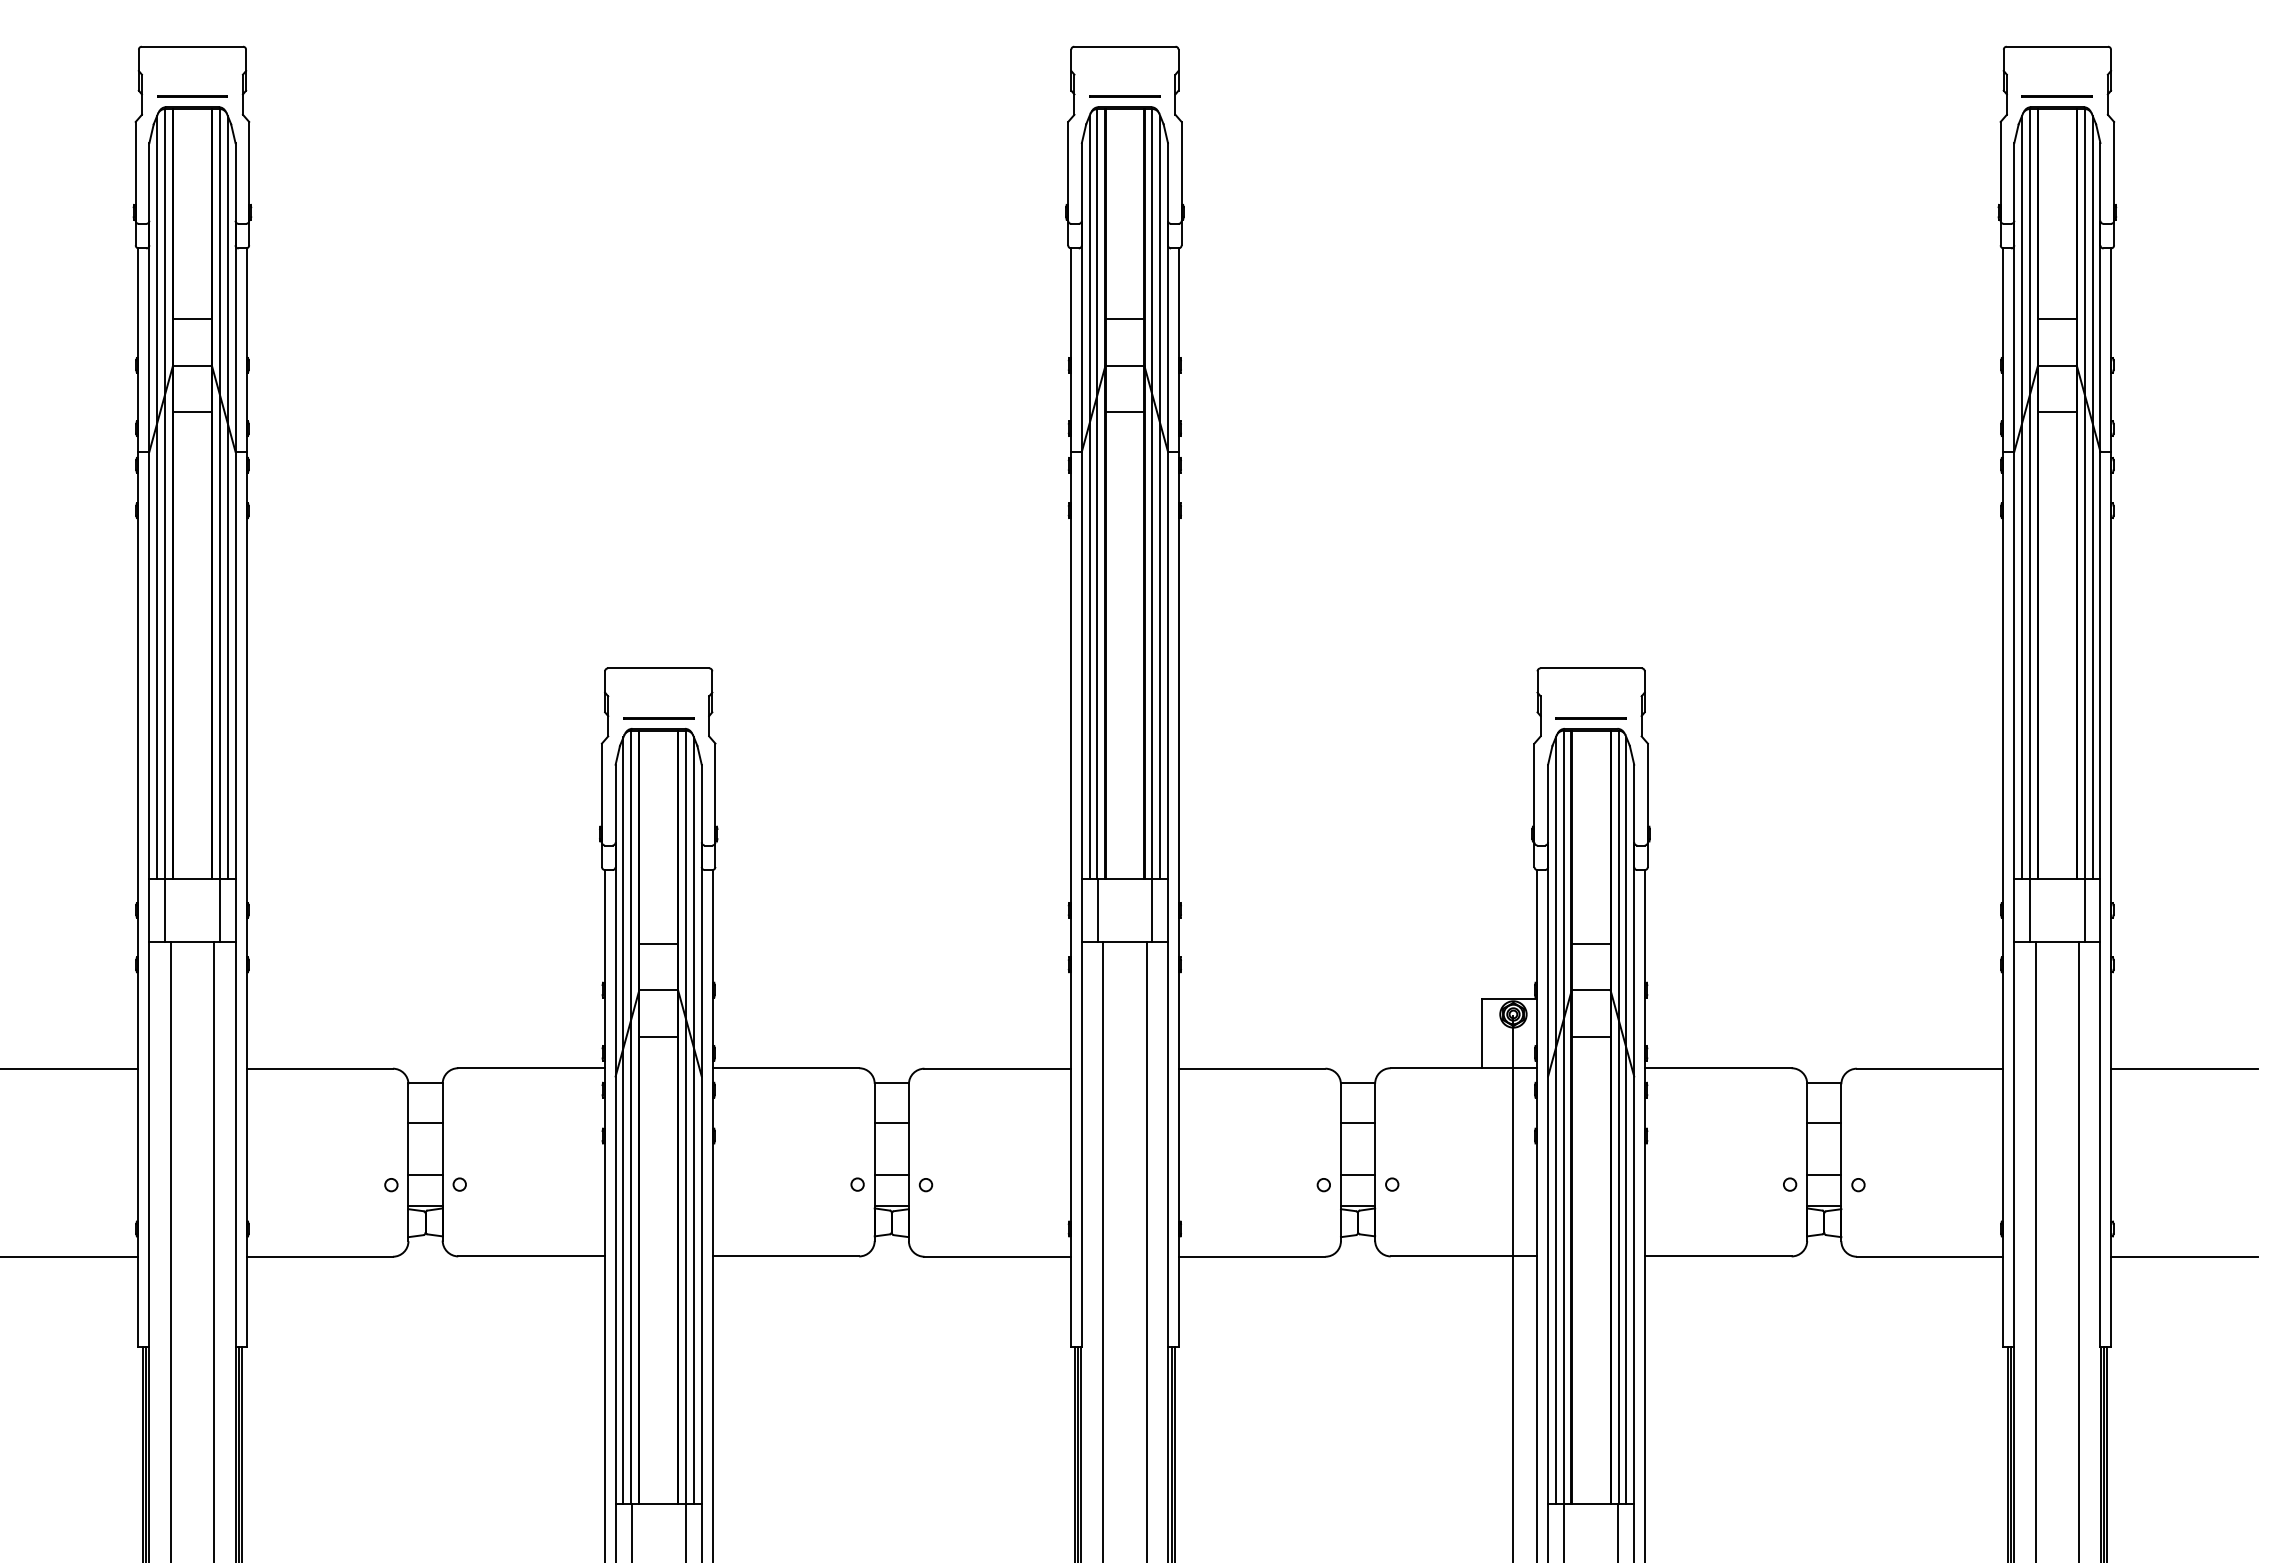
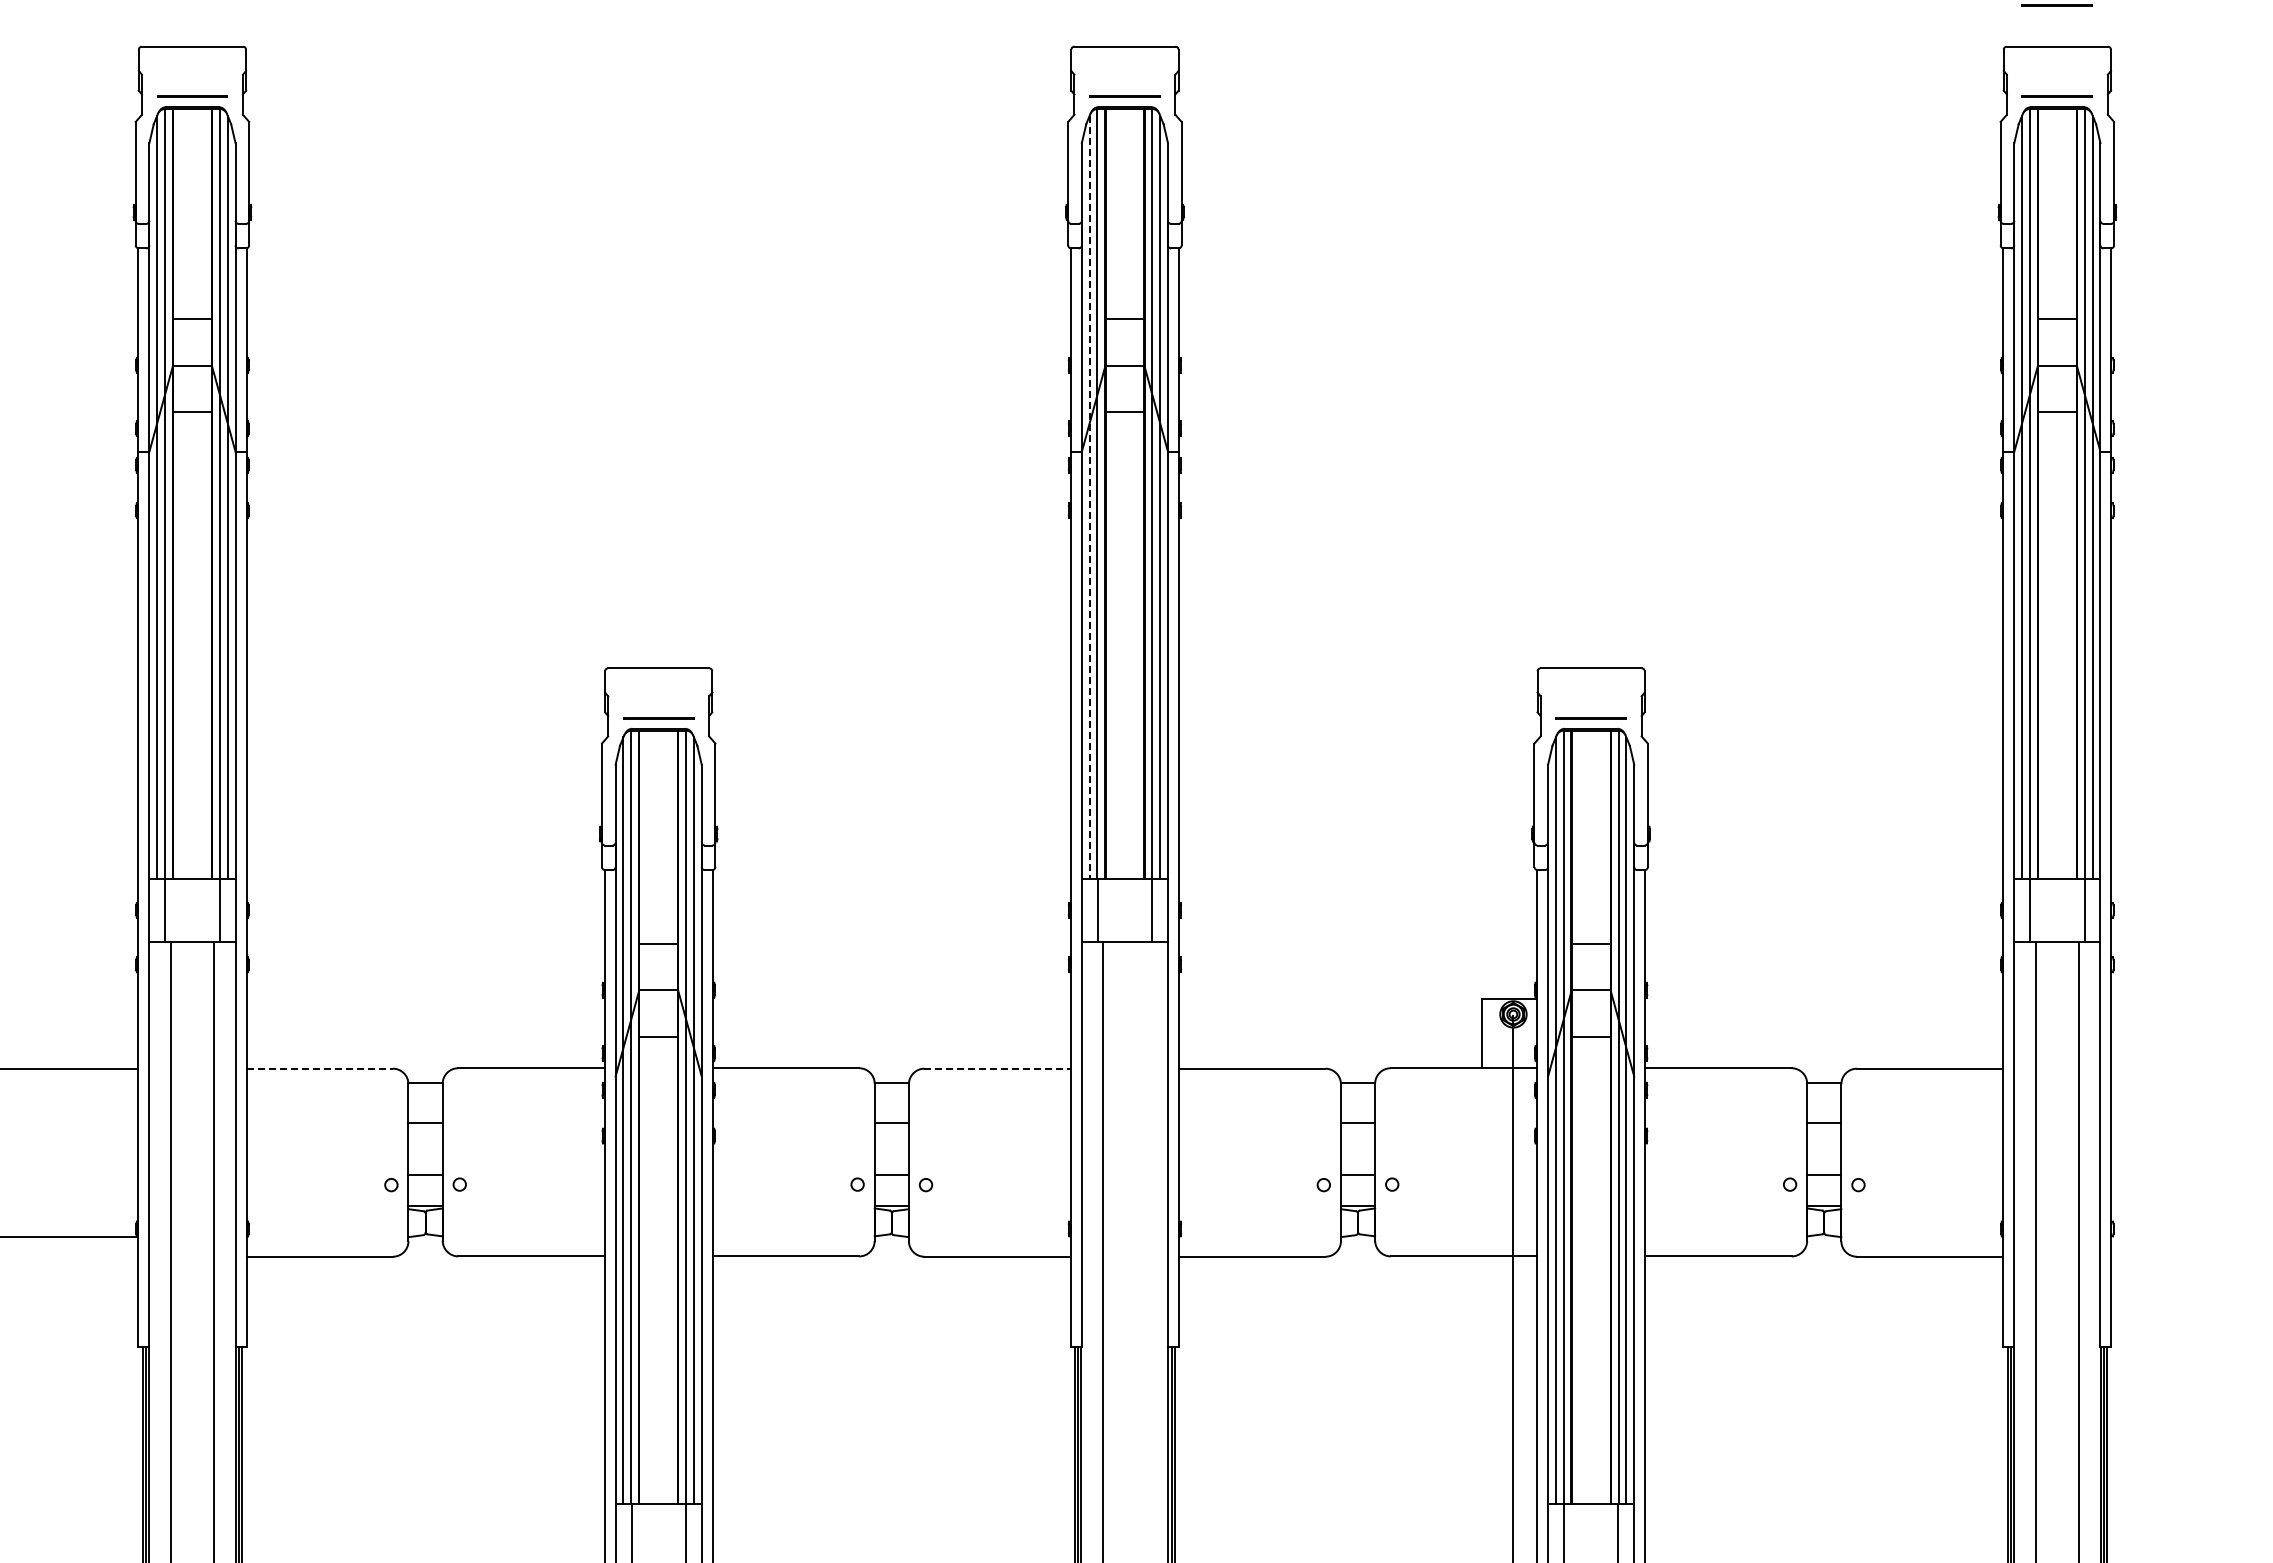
line: none -> present (2056, 5)
line: solid -> dashed (1089, 497)
line: solid -> dashed (320, 1068)
line: solid -> dashed (998, 1068)
line: present -> none (2184, 1068)
line: present -> none (1146, 1250)
line position: (70, 1256) -> (70, 1236) (70, 1236)
line: present -> none (2184, 1256)
